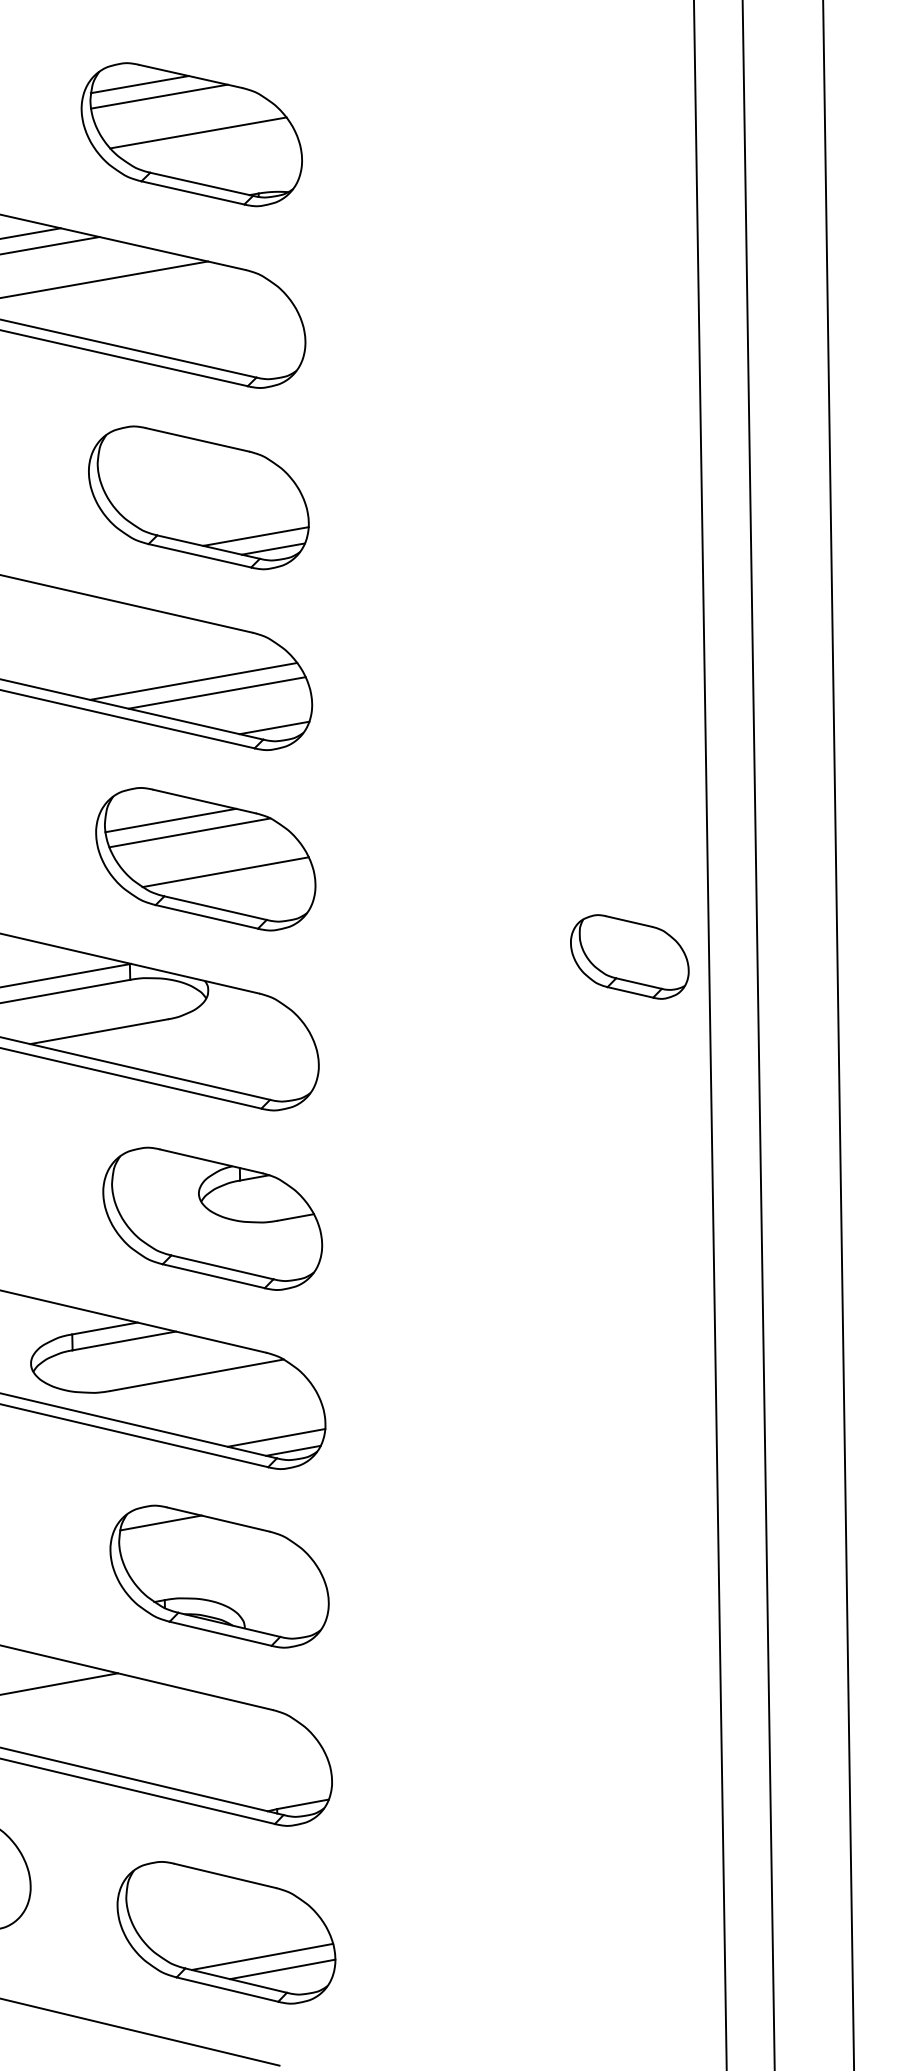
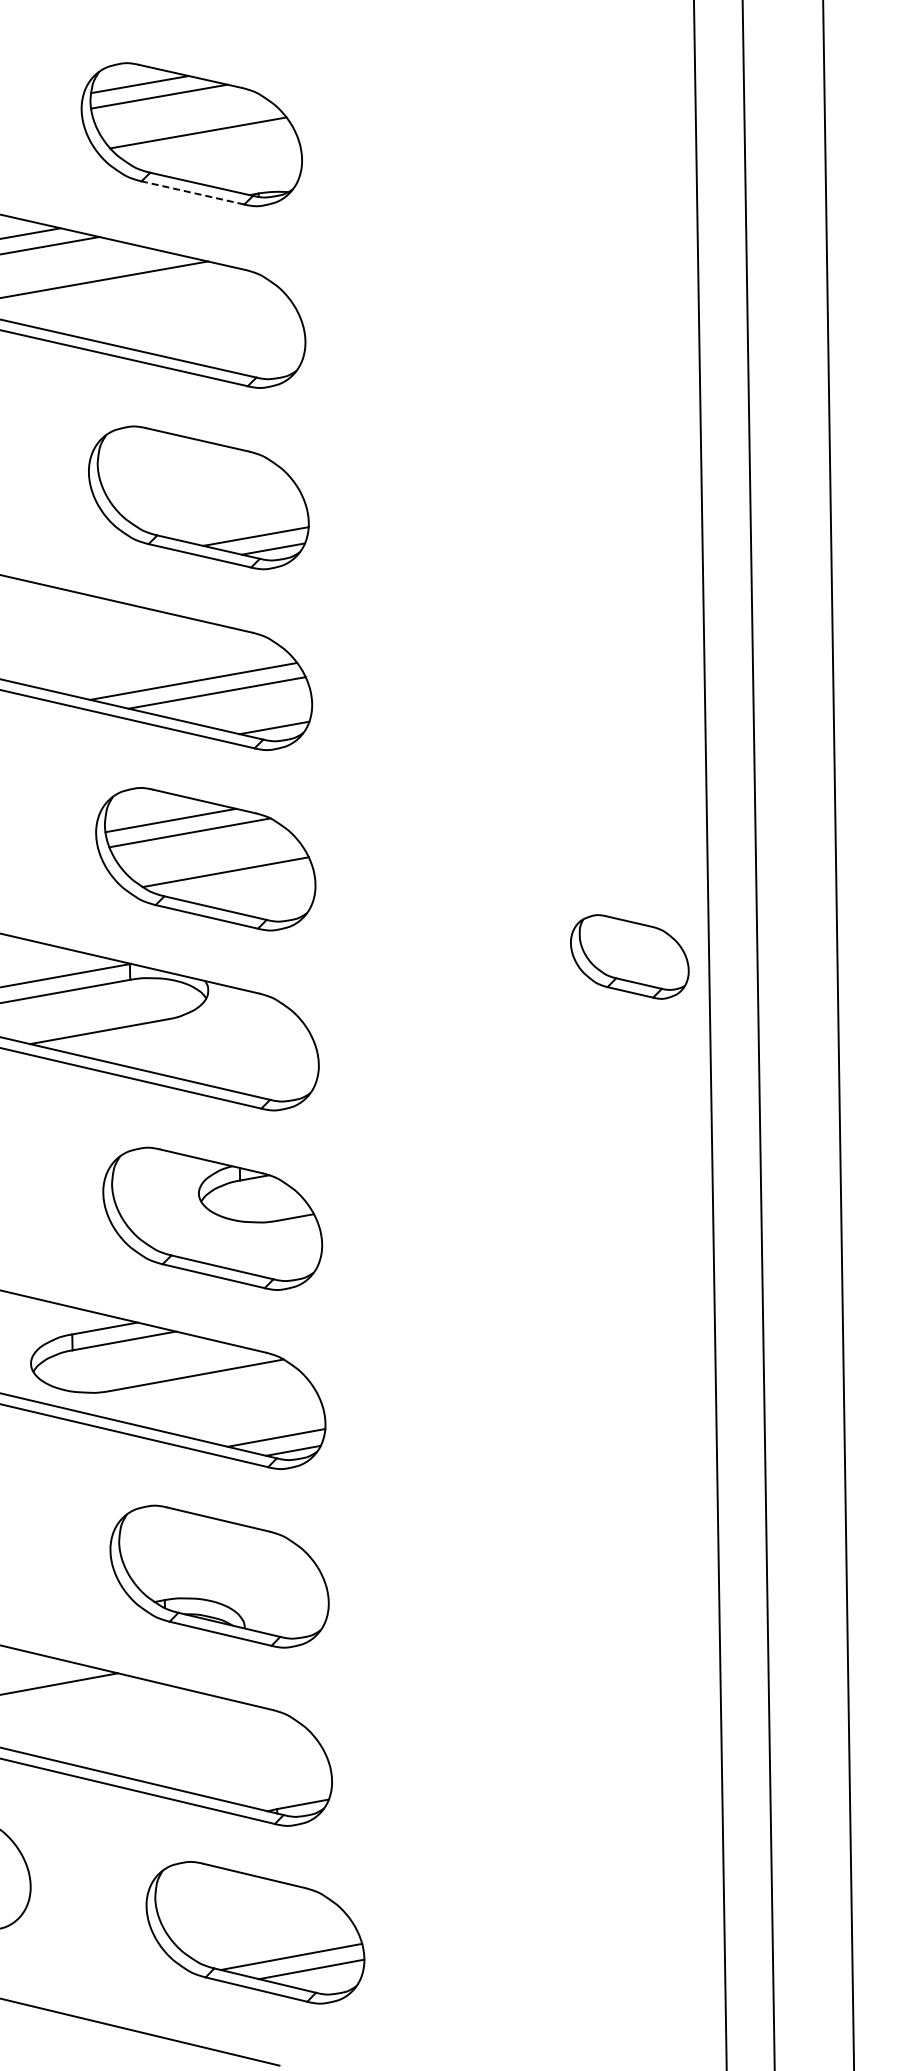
line: solid -> dashed (192, 192)
line: present -> none (160, 1522)
part position: (226, 1932) -> (255, 1932) (255, 1932)
